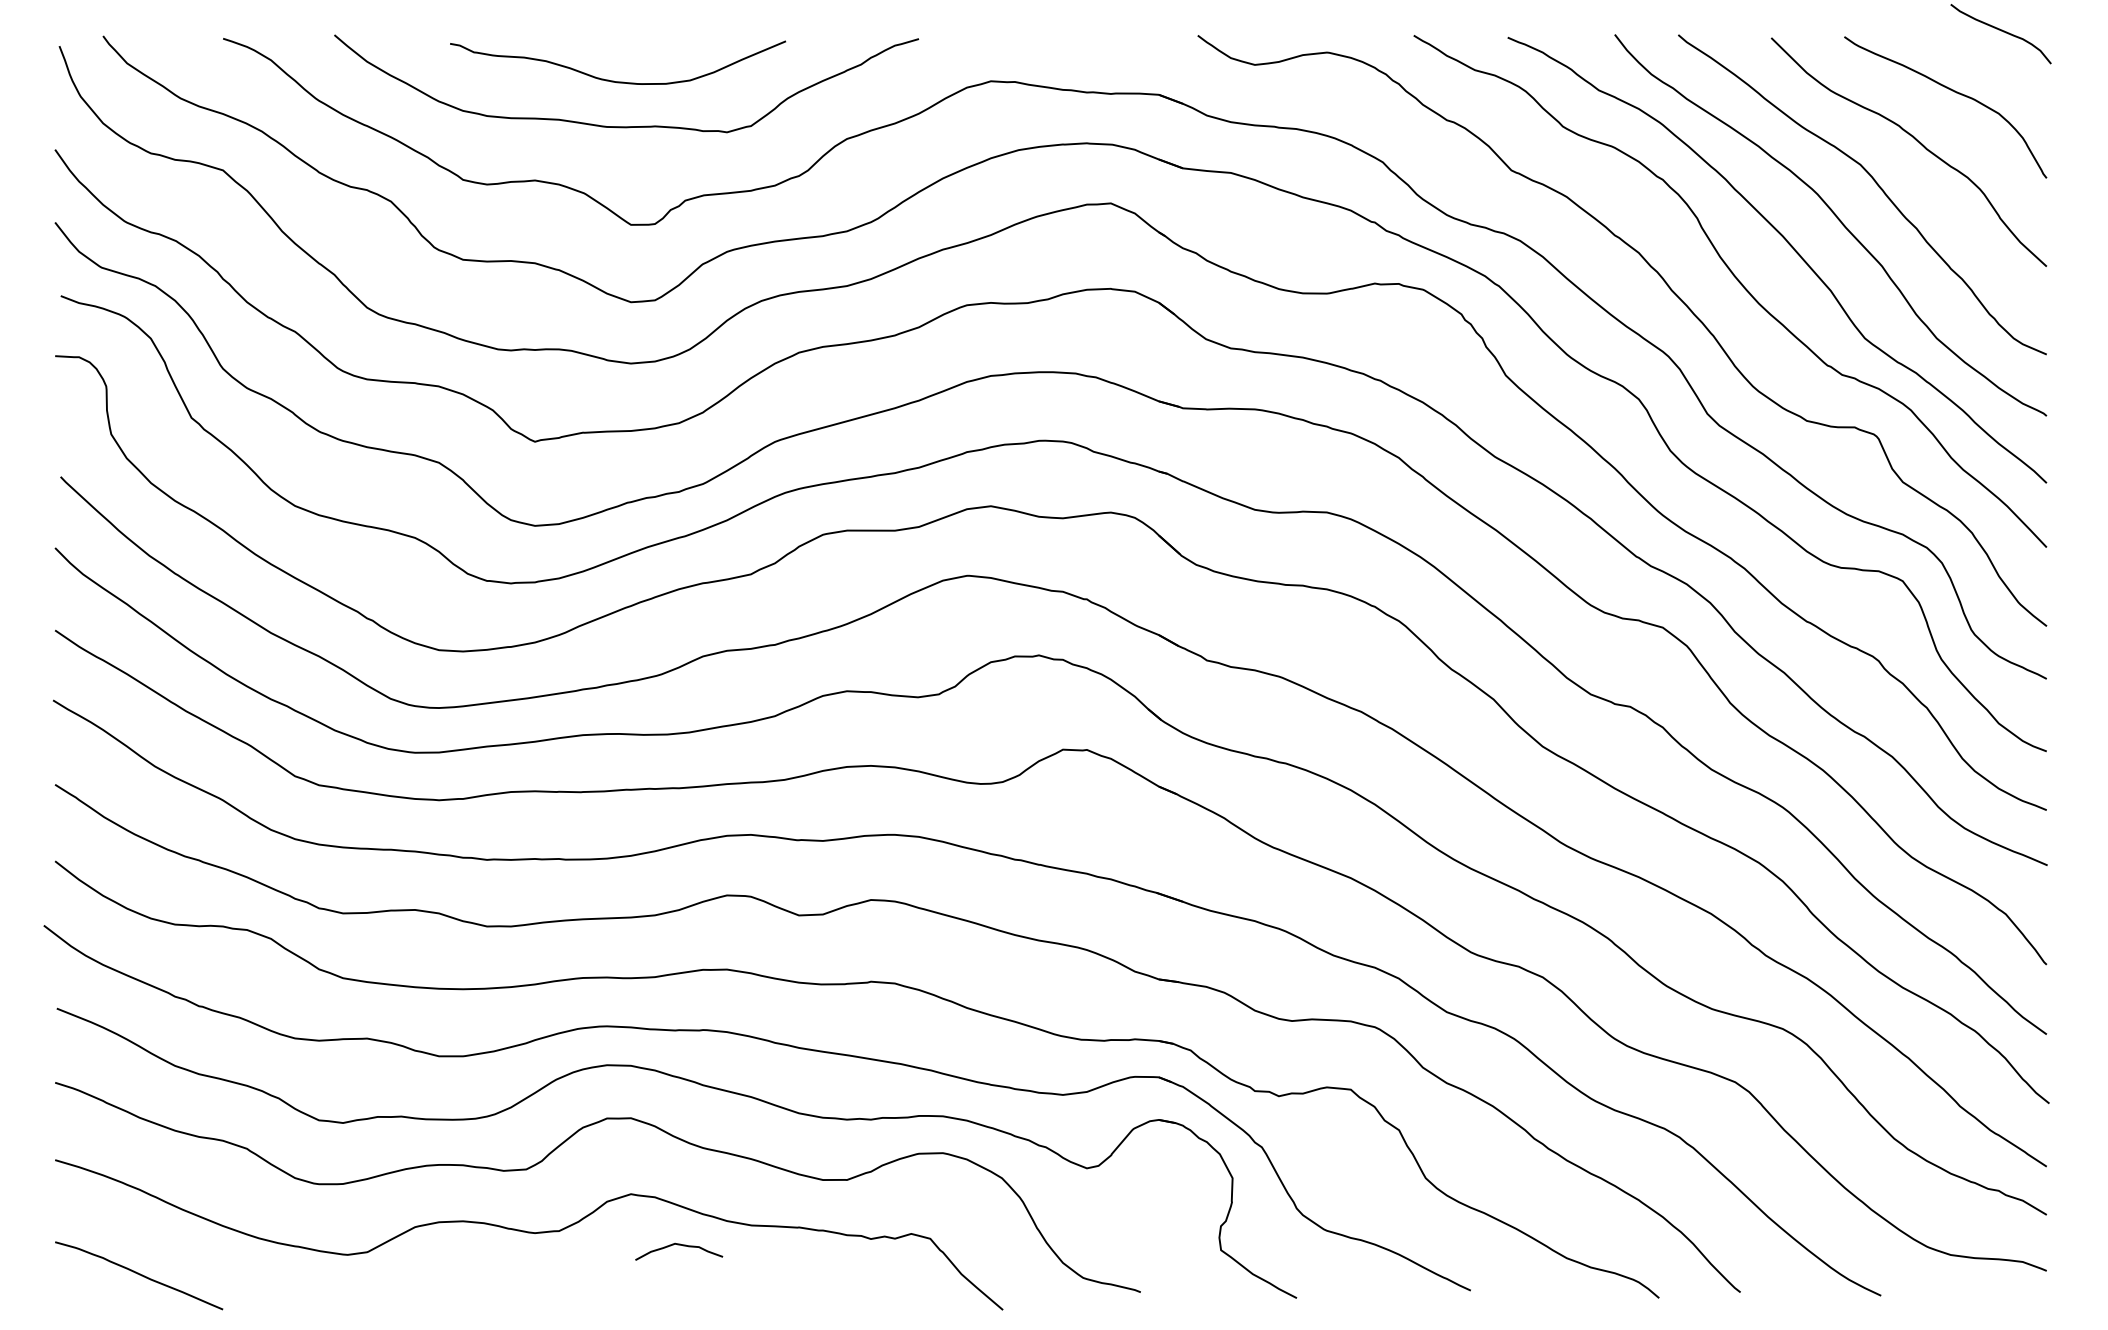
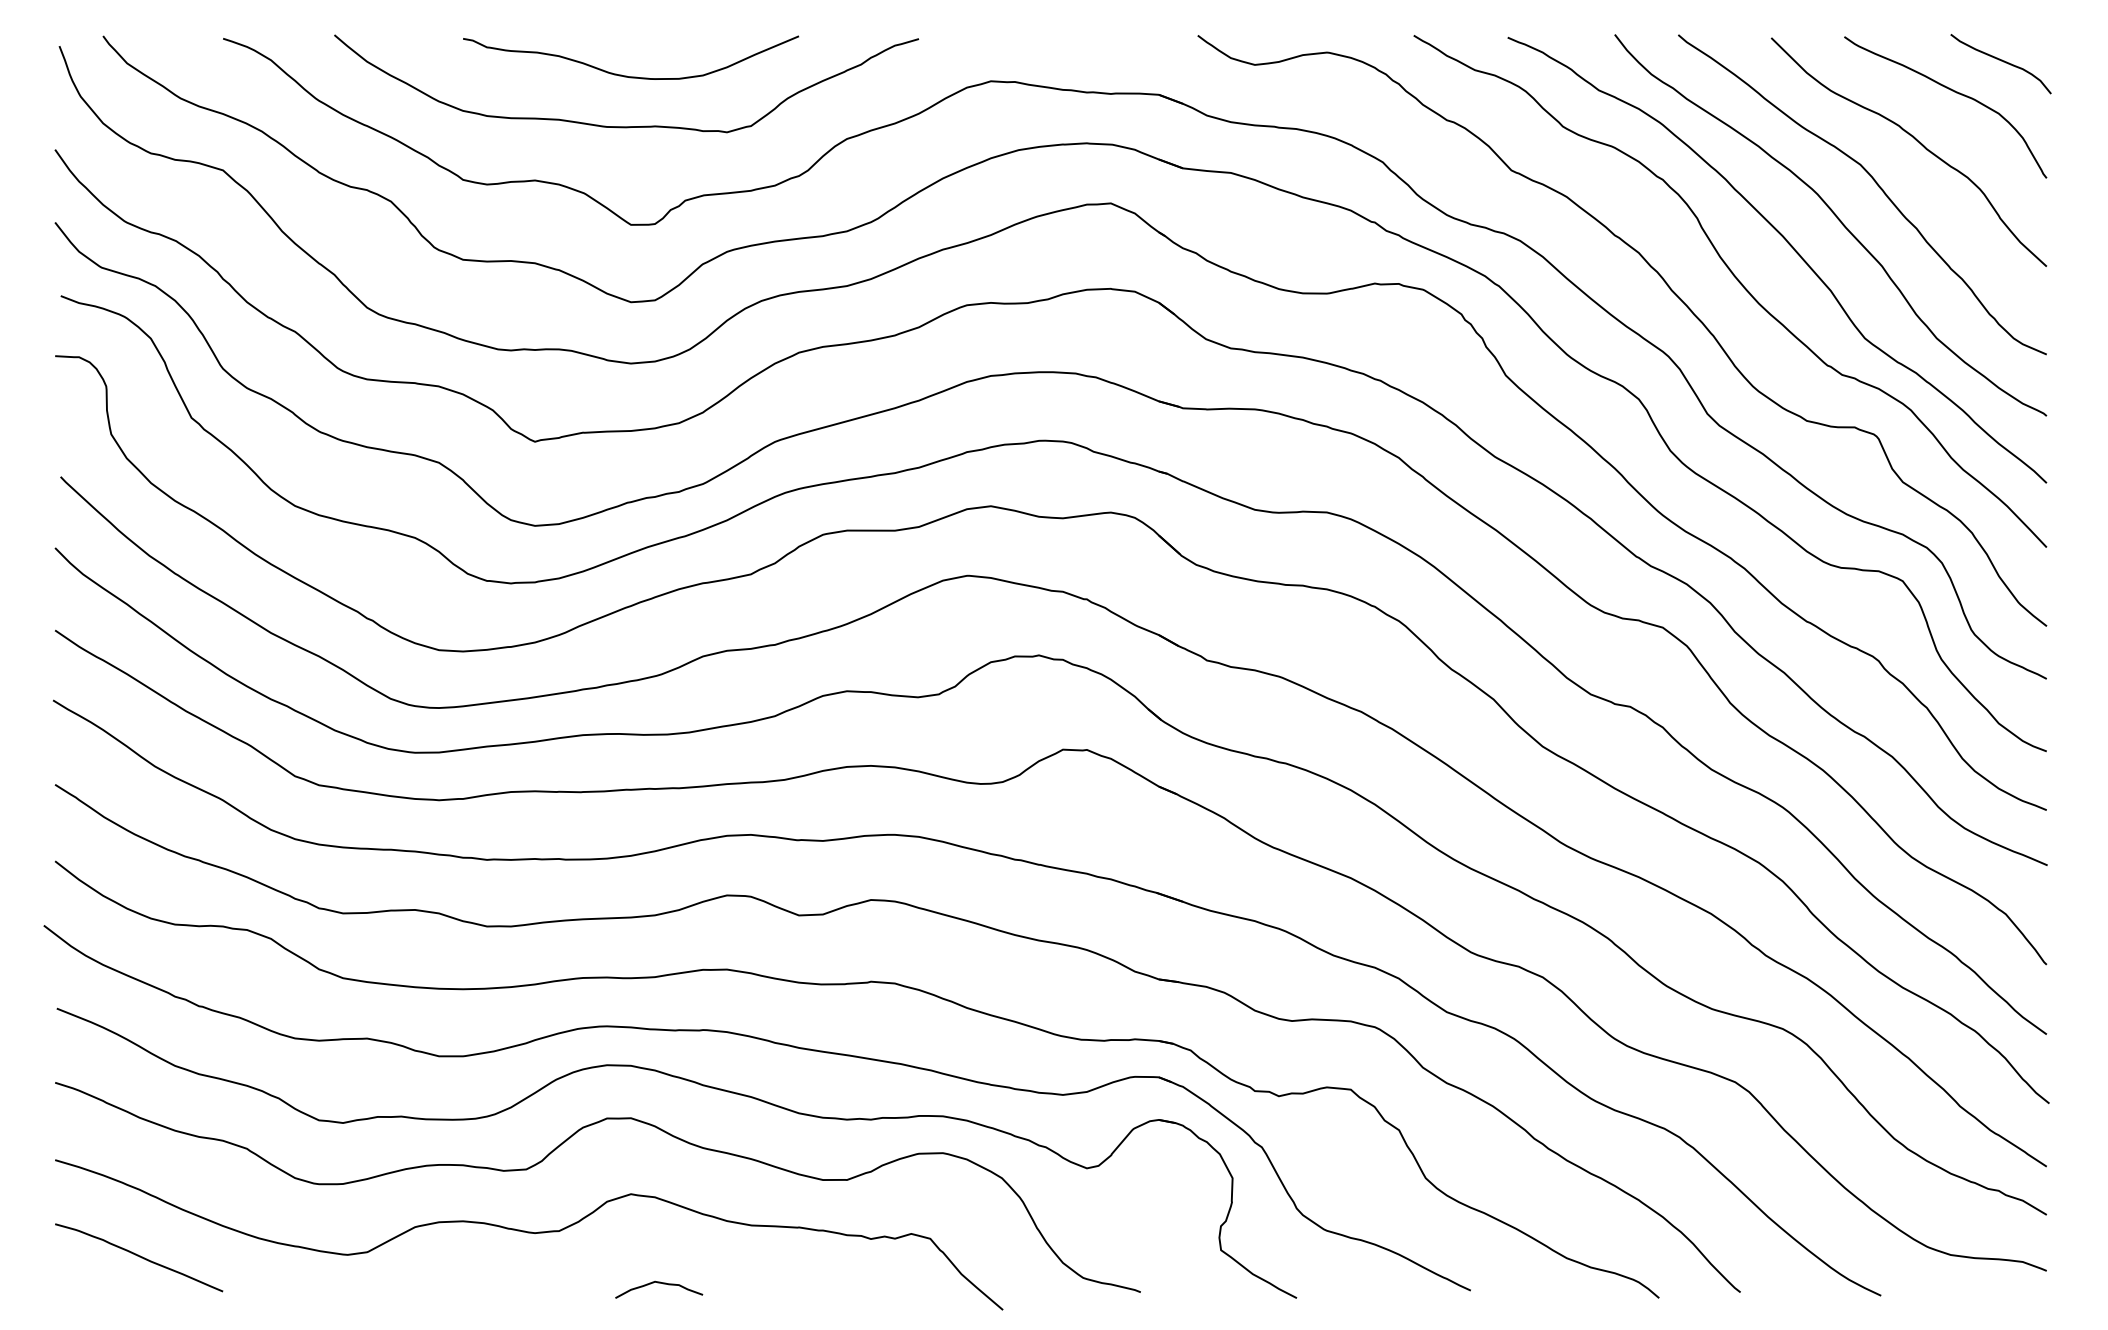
curve position: (2001, 31) -> (2001, 61) (2001, 61)
curve position: (613, 80) -> (626, 75) (626, 75)
curve position: (679, 1245) -> (659, 1283) (659, 1283)
curve position: (139, 1275) -> (139, 1257) (139, 1257)
